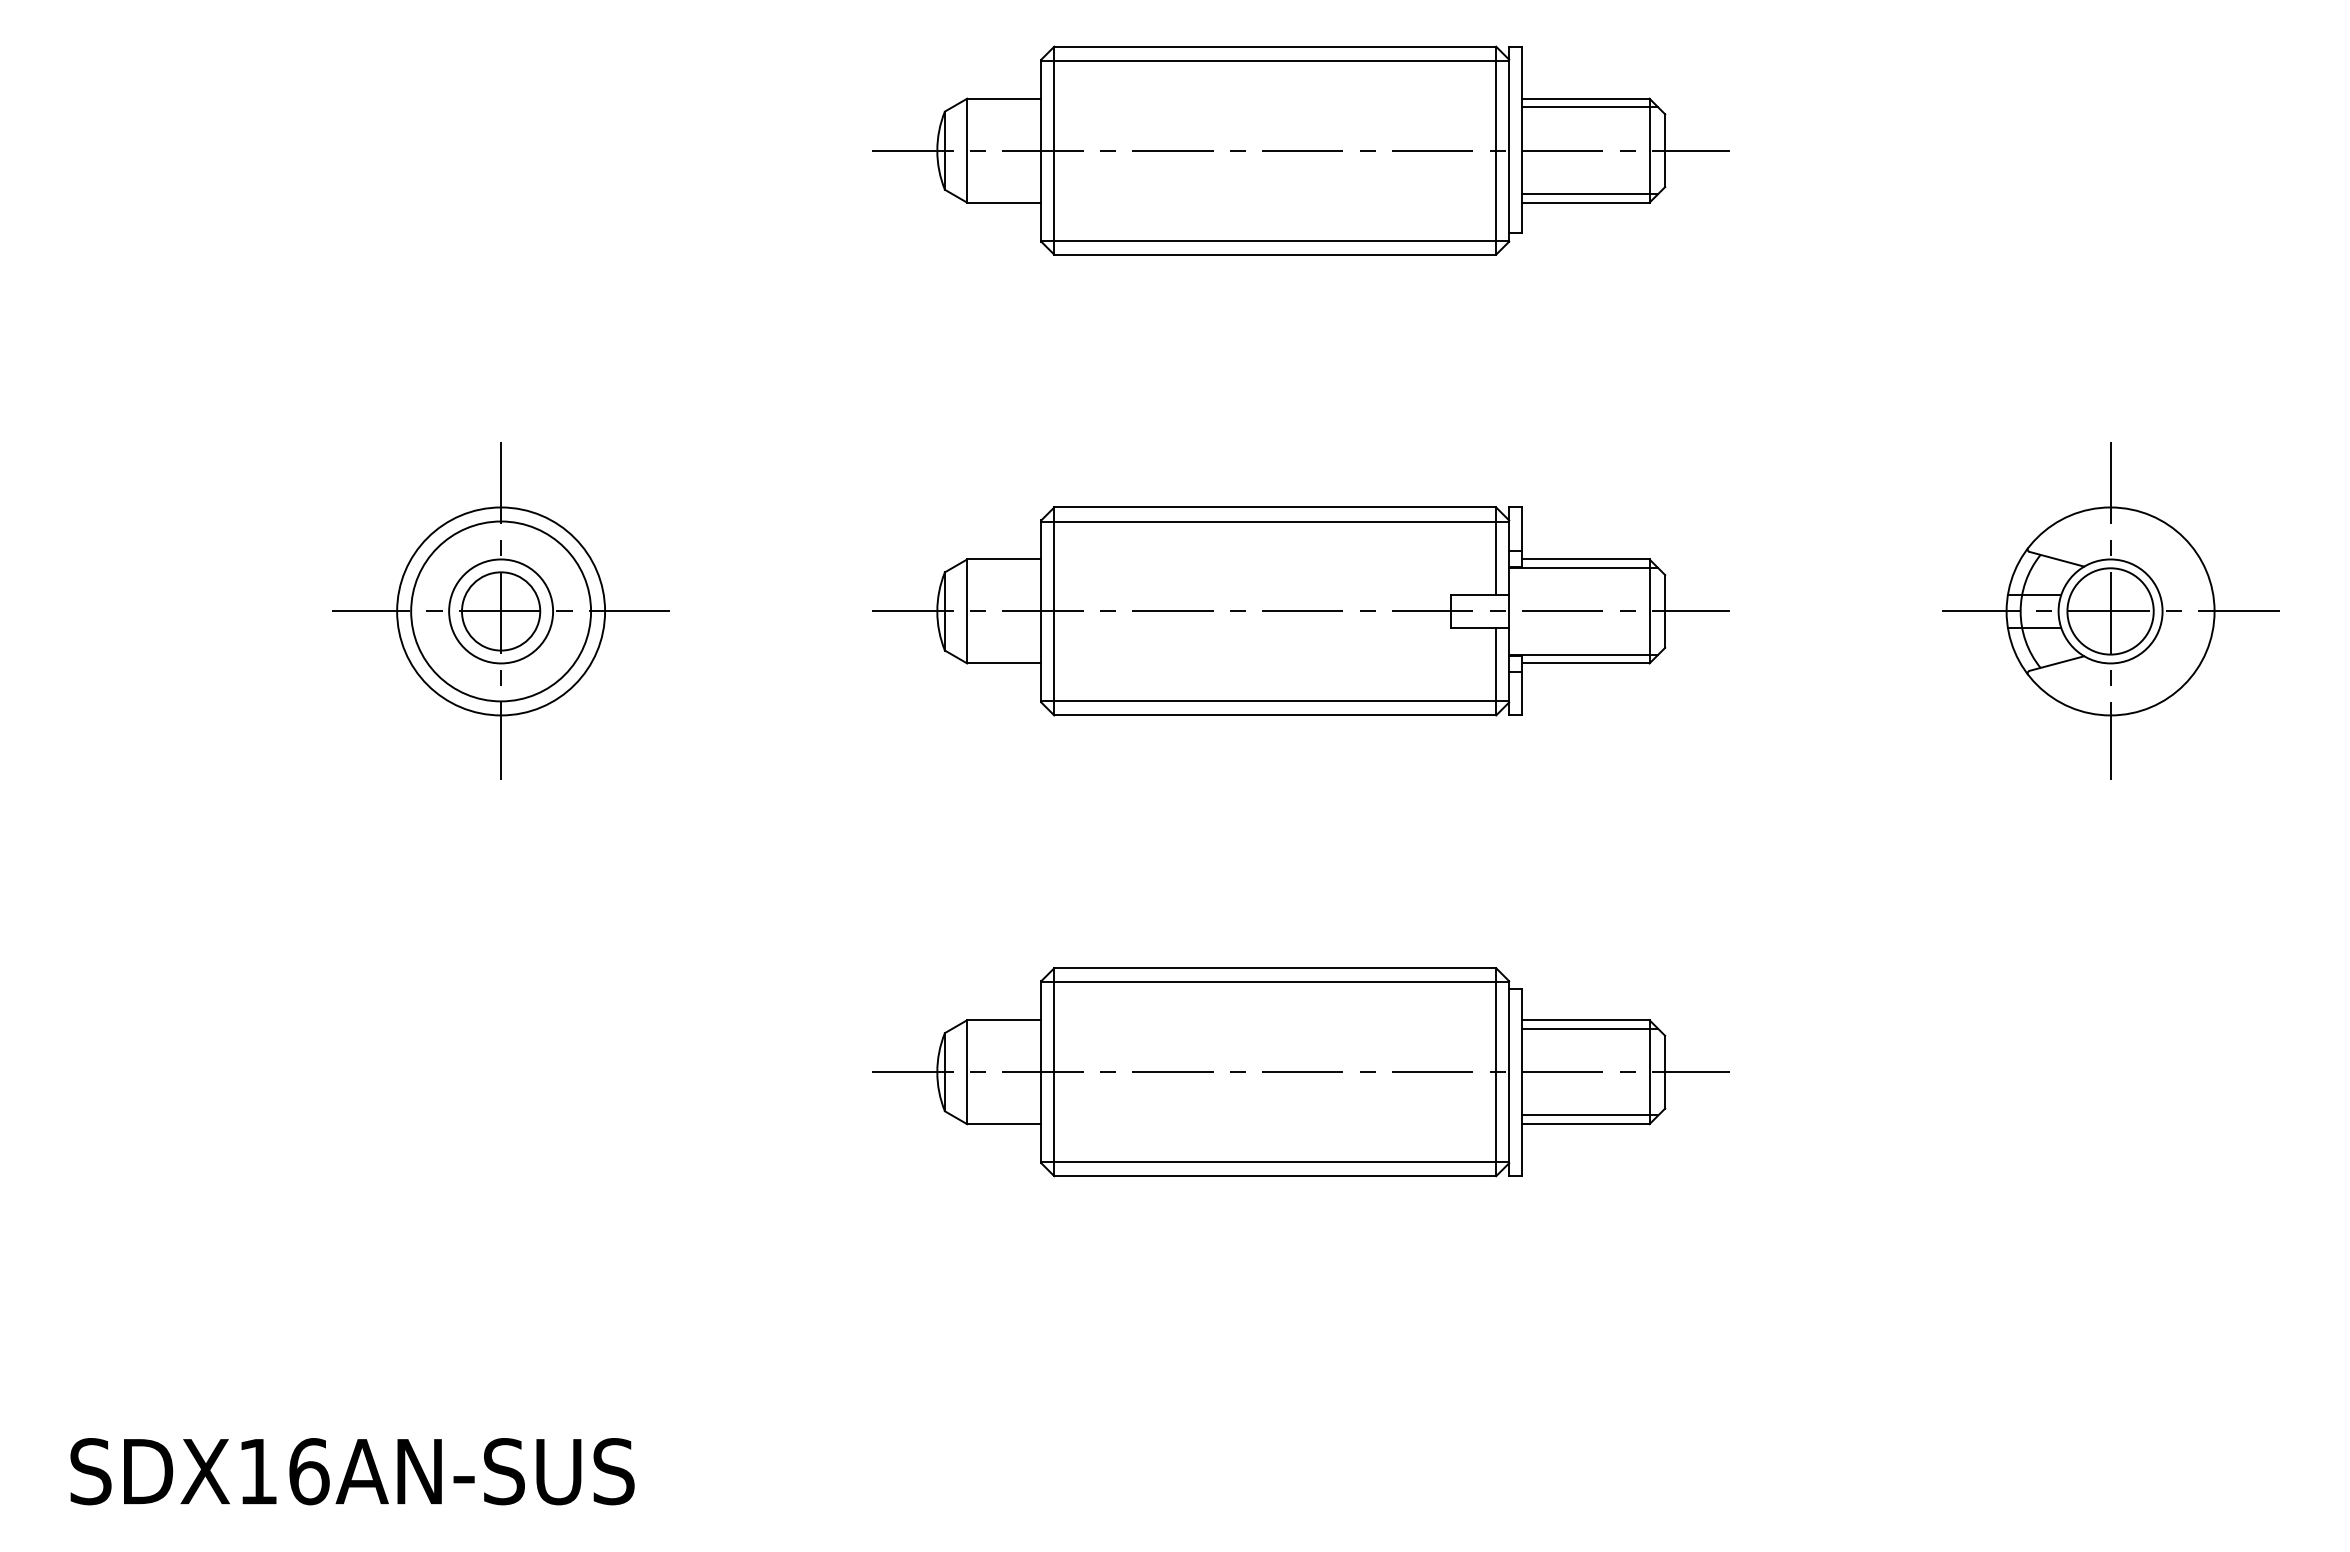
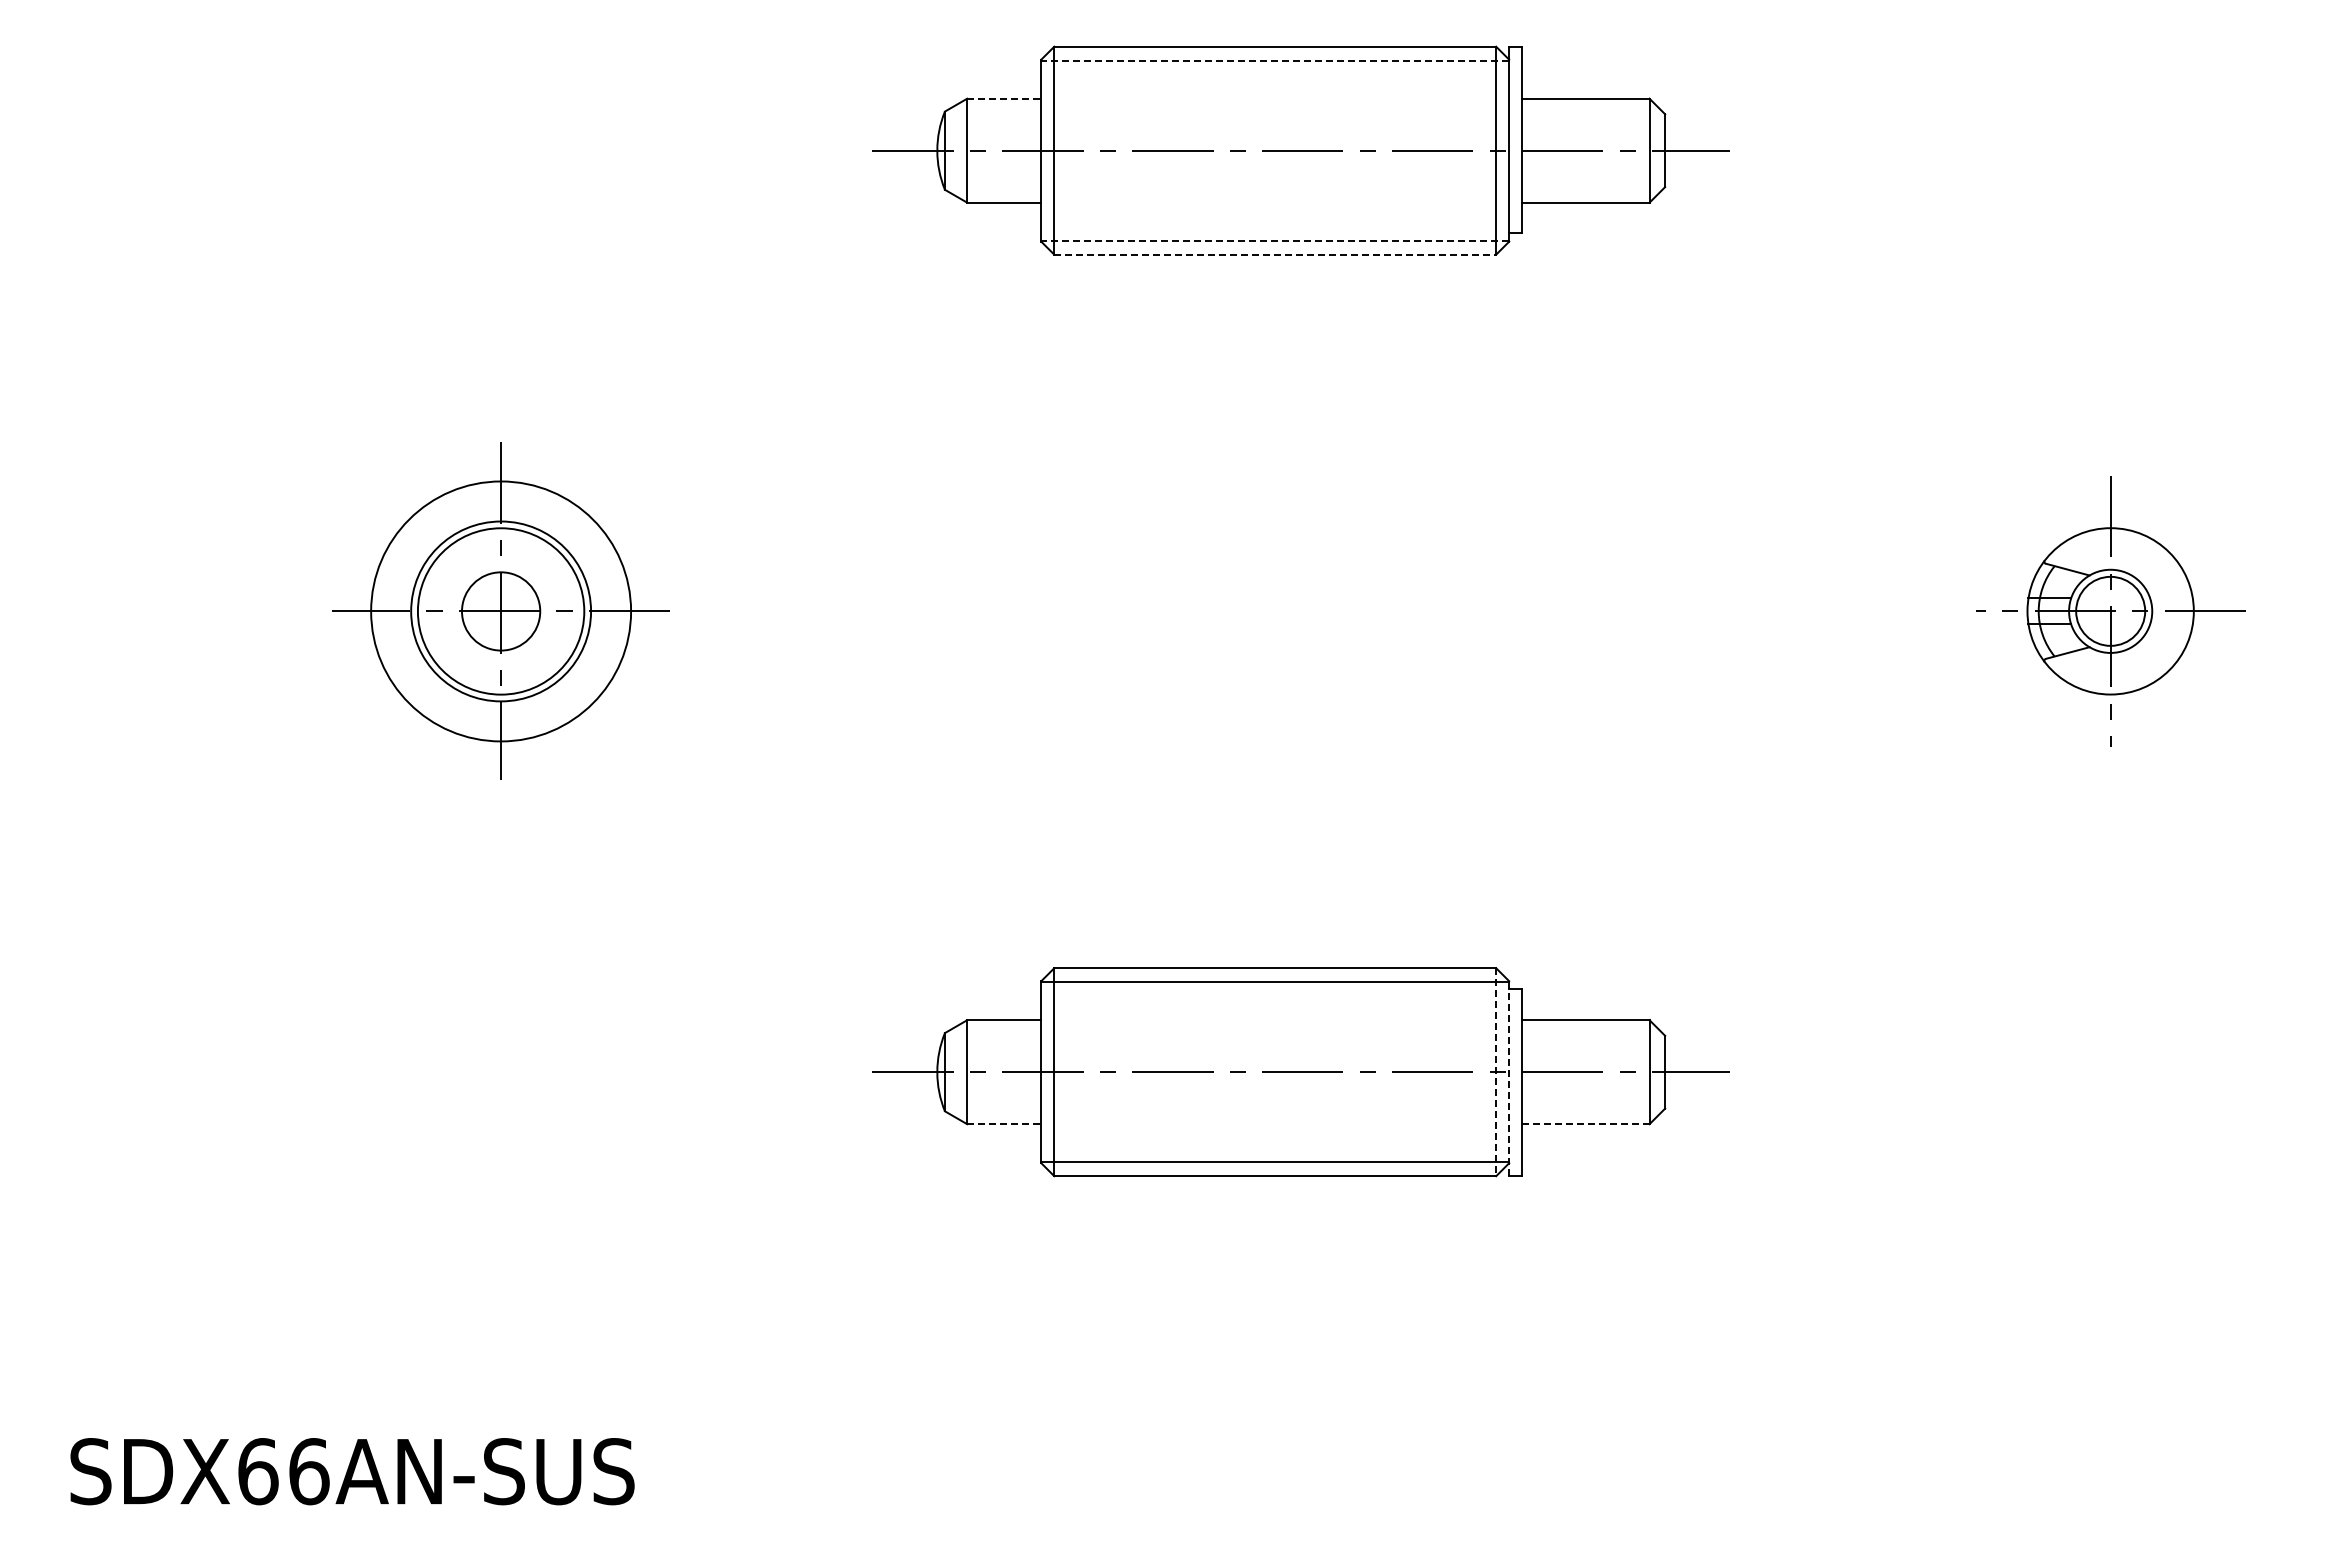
line: solid -> dashed (1275, 60)
line: solid -> dashed (1004, 98)
line: present -> none (1590, 107)
line: present -> none (1590, 193)
line: solid -> dashed (1275, 240)
line: solid -> dashed (1275, 254)
part size: 338x338 px -> 270x271 px (2110, 611)
circle diameter: 104 px -> 166 px (500, 611)
circle diameter: 208 px -> 260 px (501, 611)
part: present -> none (1300, 611)
line: present -> none (1590, 1028)
line: solid -> dashed (1496, 1072)
line: solid -> dashed (1509, 1078)
line: present -> none (1590, 1115)
line: solid -> dashed (1004, 1124)
line: solid -> dashed (1585, 1124)
text: SDX16AN-SUS -> SDX66AN-SUS (258, 1471)
